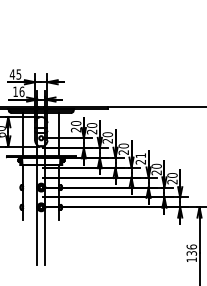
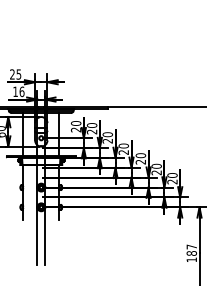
text: 45 -> 25 (12, 74)
text: 21 -> 20 (140, 155)
text: 136 -> 187 (191, 249)
